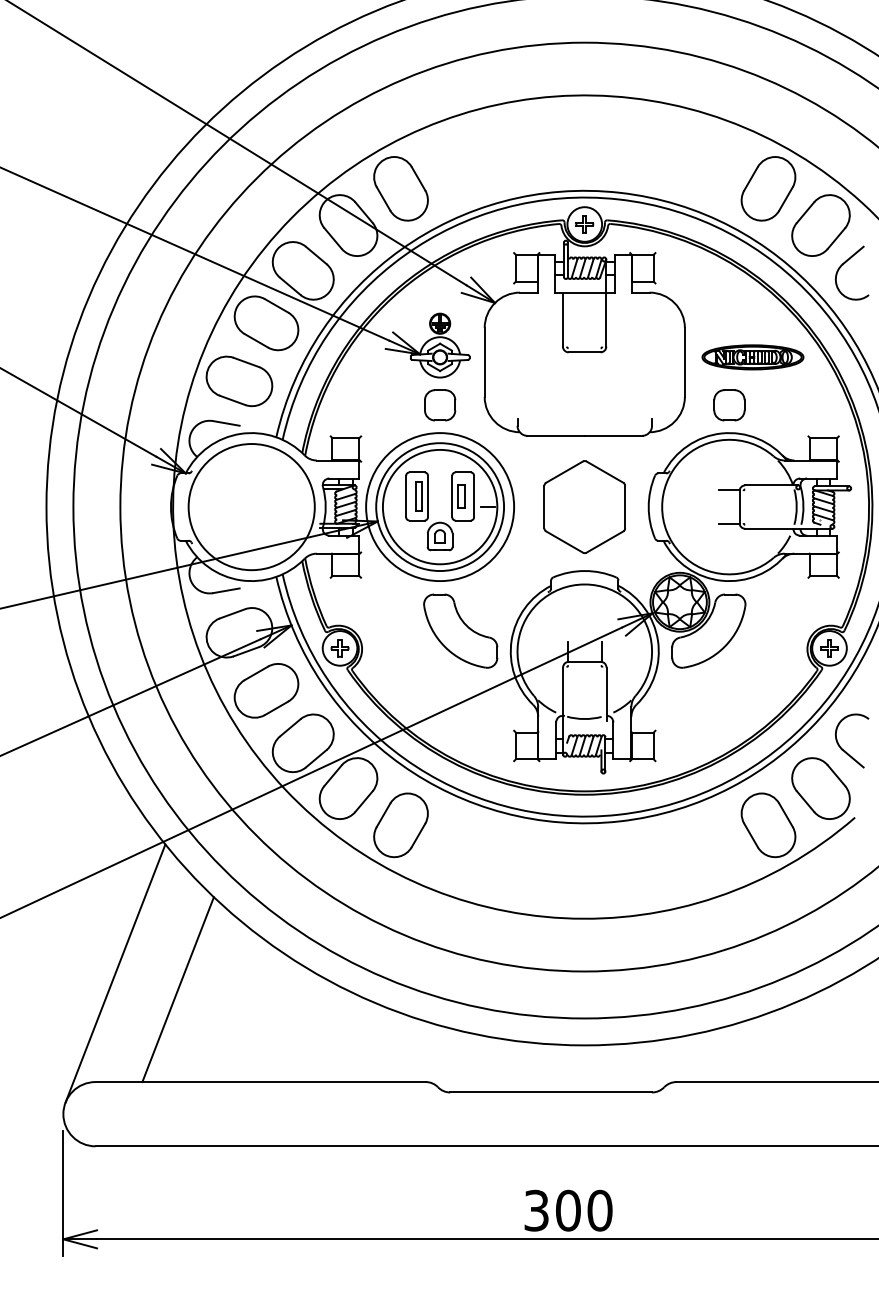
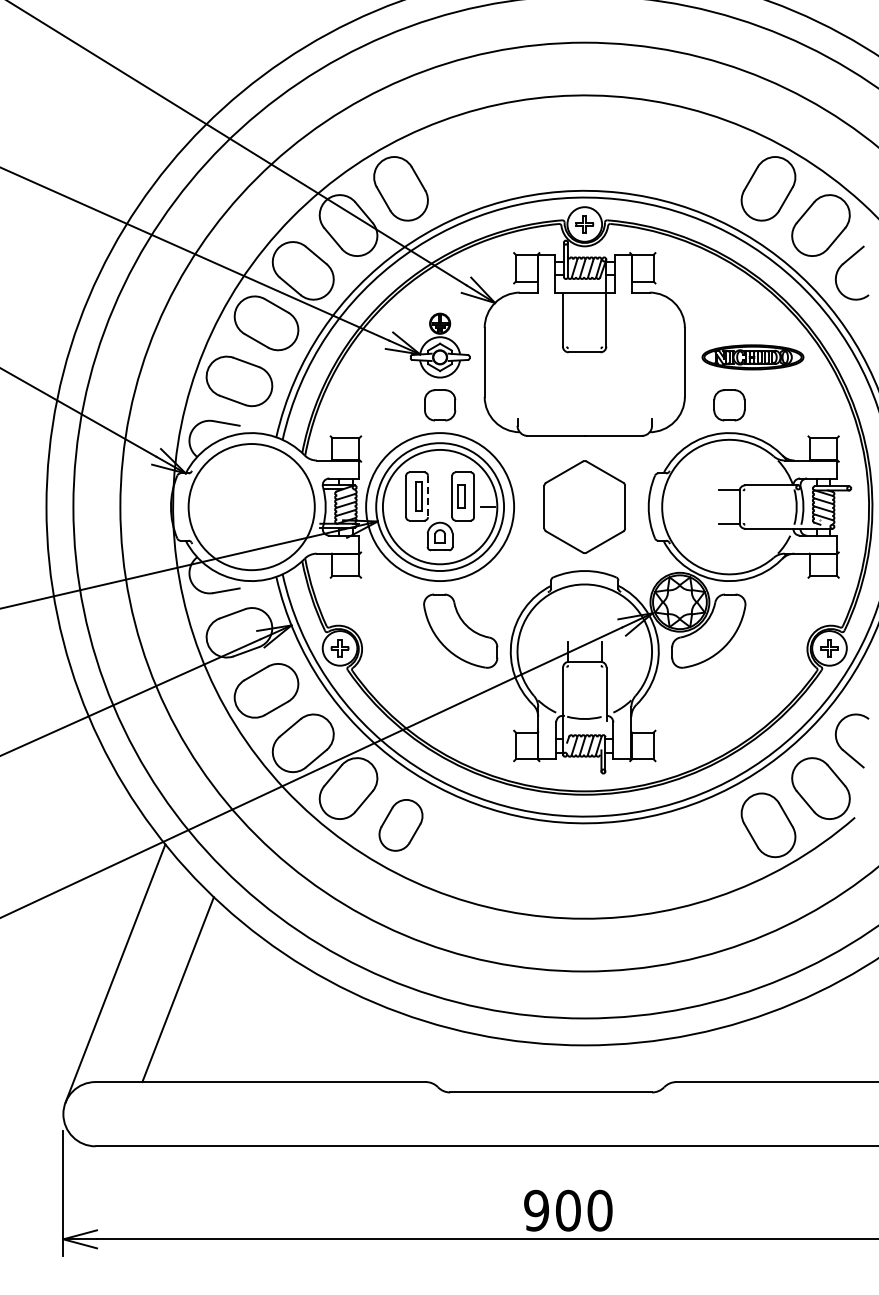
line: solid -> dashed (428, 496)
part size: 56x67 px -> 46x53 px (400, 825)
text: 300 -> 900 (536, 1210)
